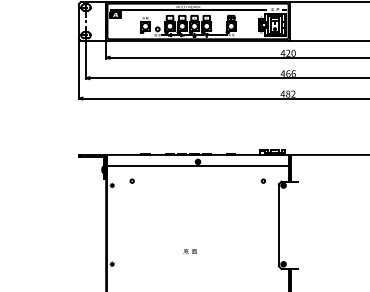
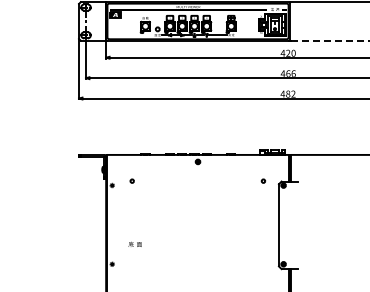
line: solid -> dashed (330, 40)
line: present -> none (197, 166)
text position: (189, 250) -> (134, 243) (134, 243)
